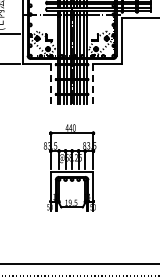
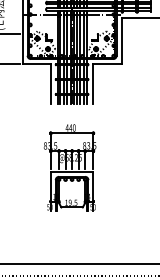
line: dashed -> solid (50, 83)
line: dashed -> solid (93, 83)
